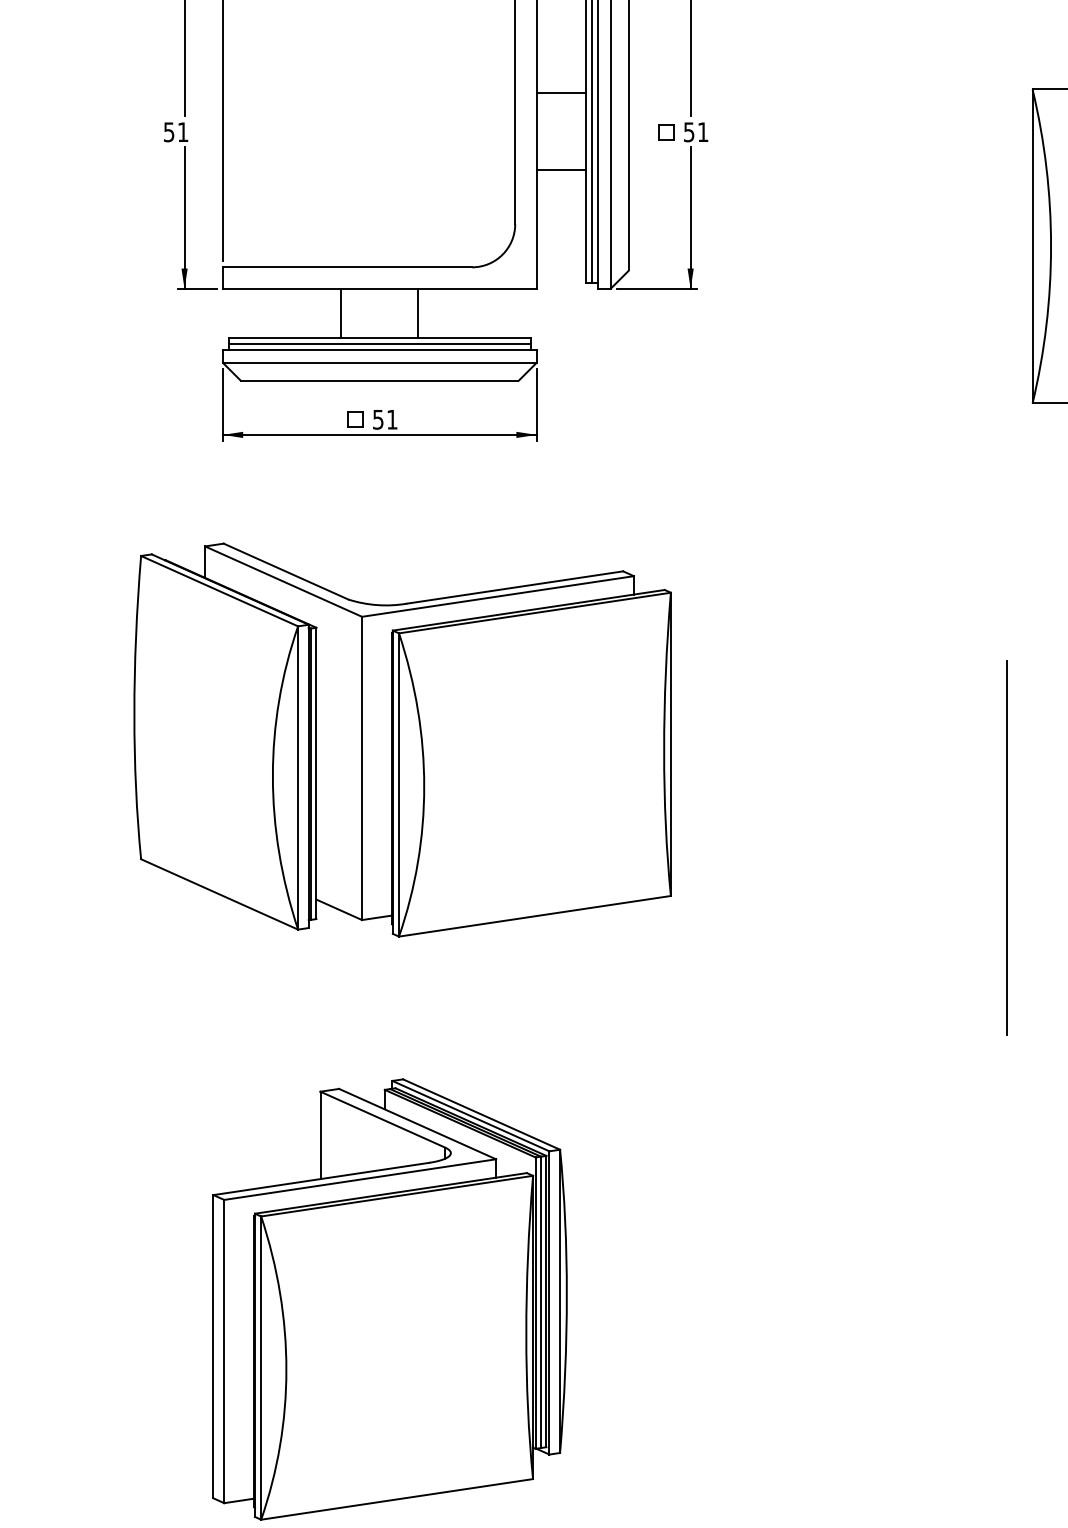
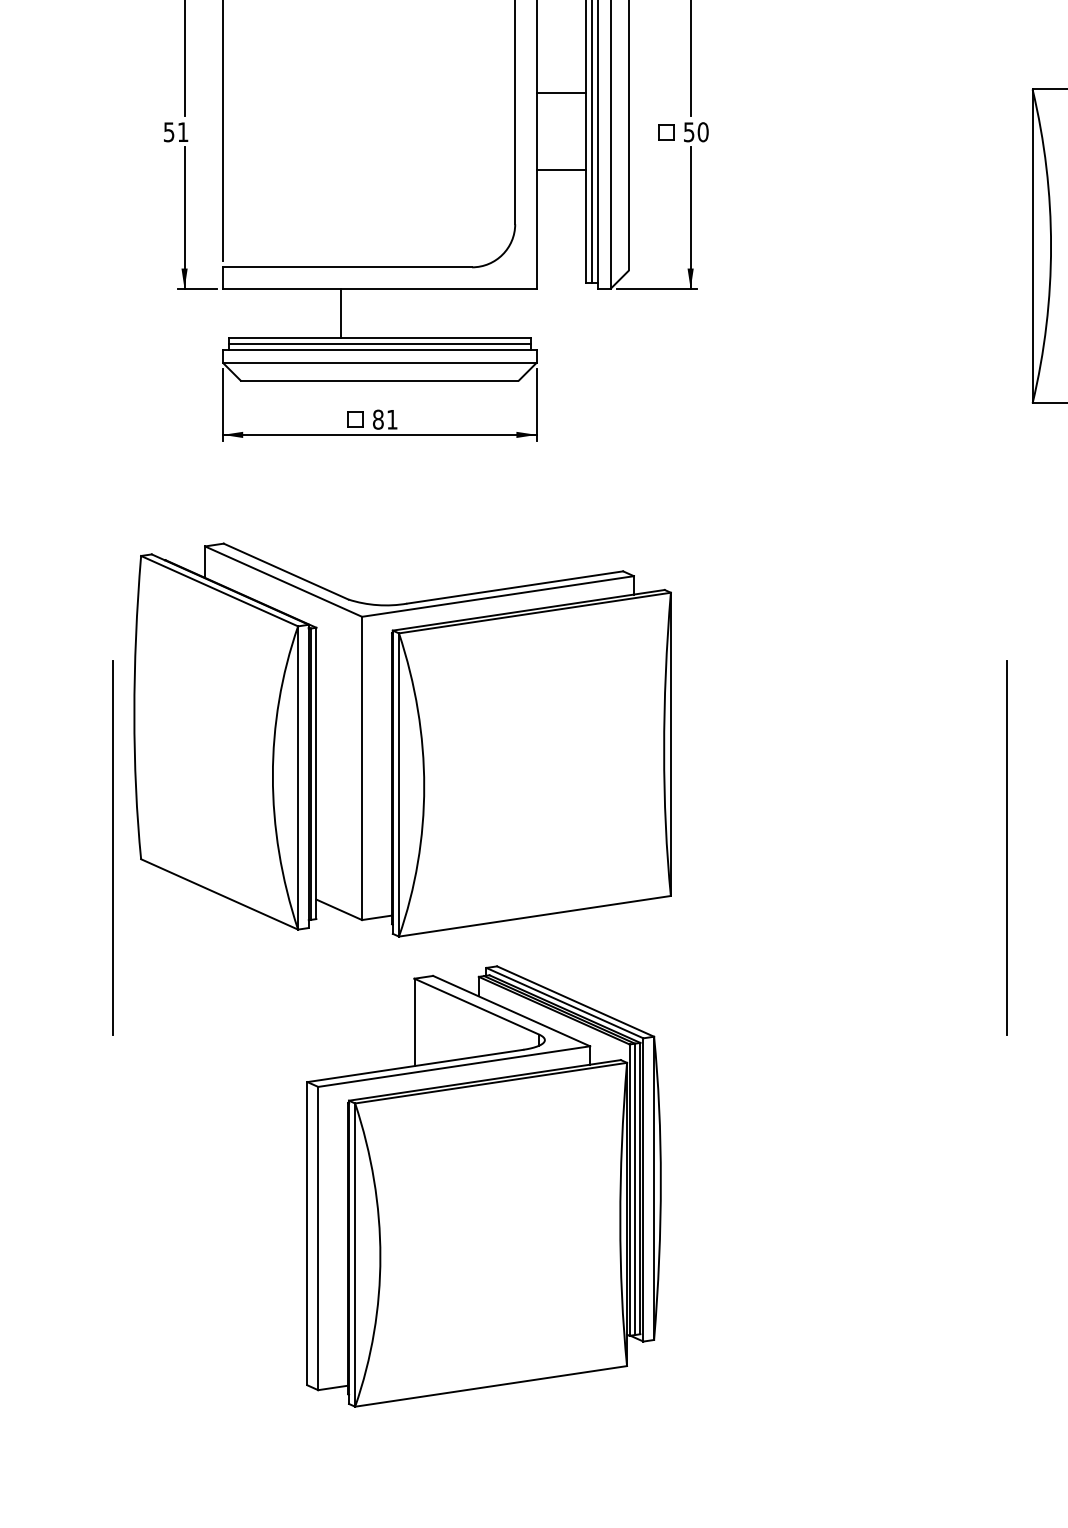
text: 51 -> 50 (702, 132)
line: present -> none (418, 313)
text: 51 -> 81 (378, 419)
line: none -> present (112, 847)
part position: (389, 1299) -> (483, 1186) (483, 1186)
